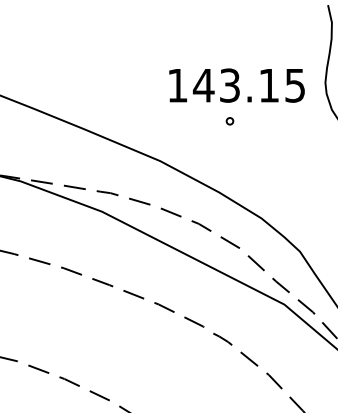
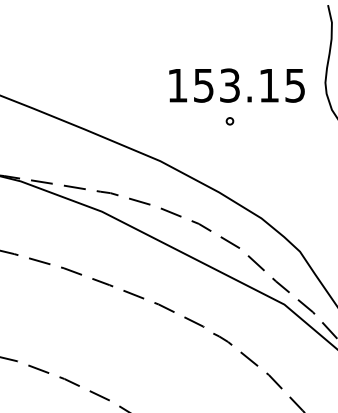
text: 143.15 -> 153.15 (203, 85)
